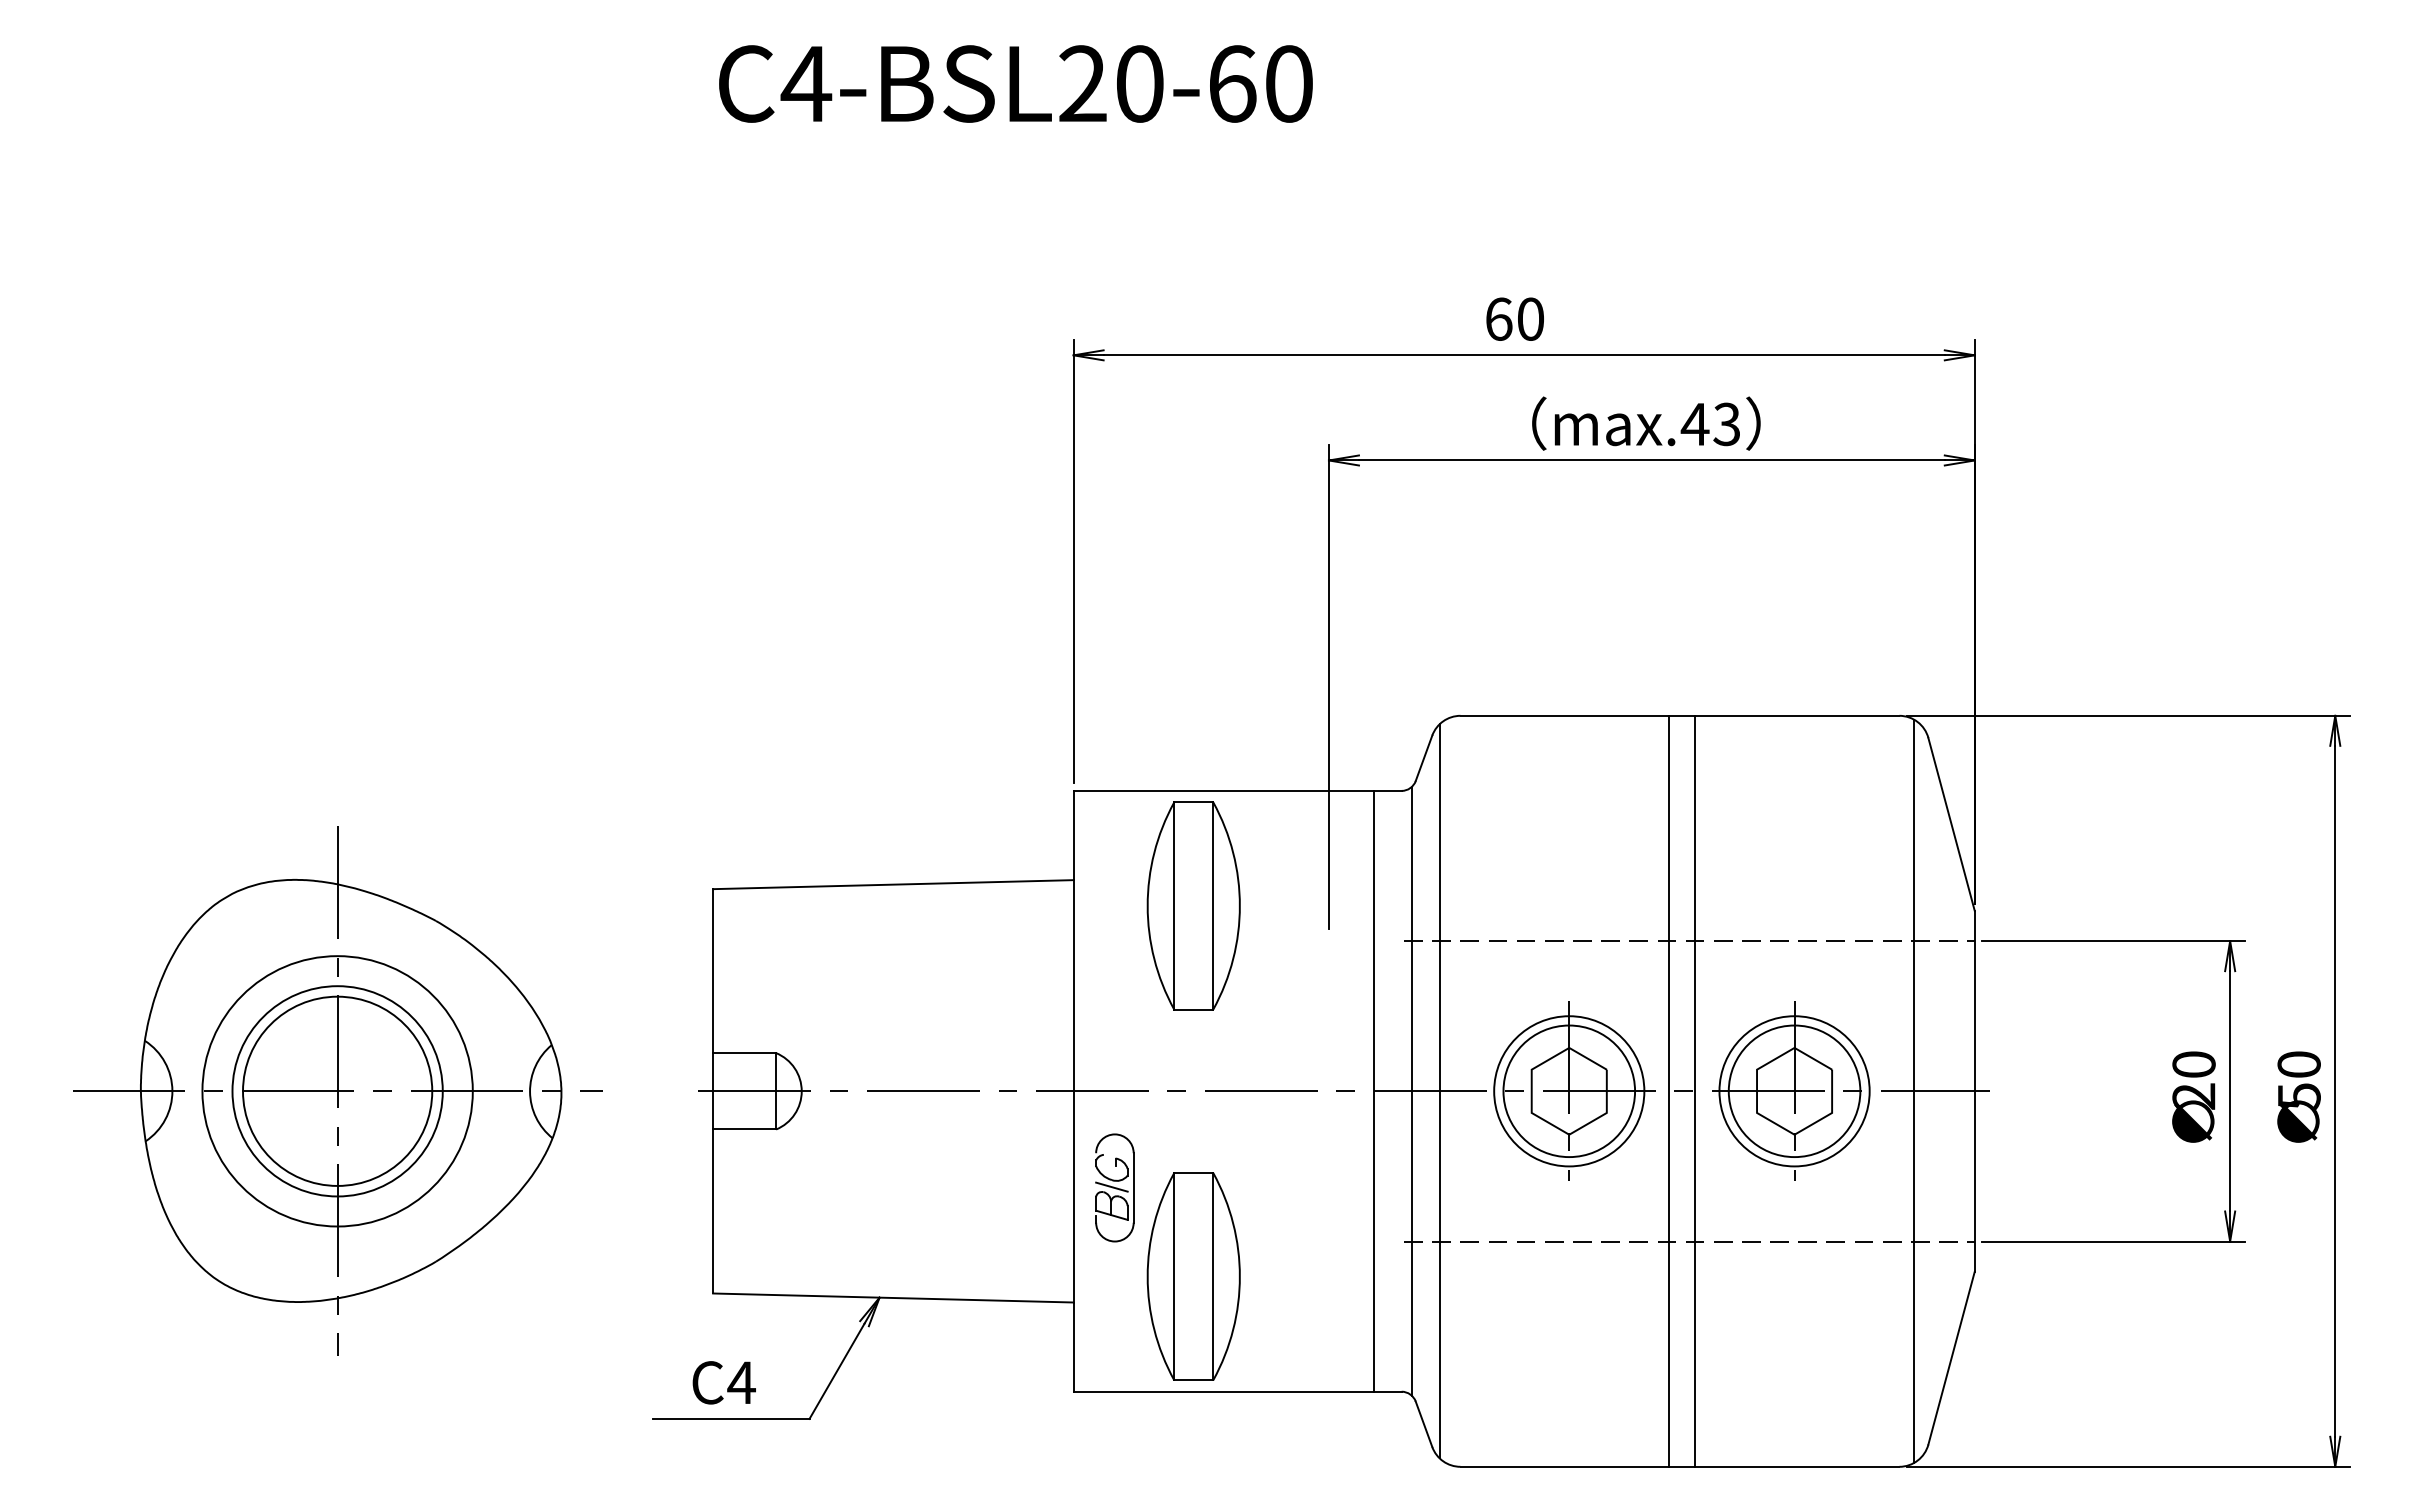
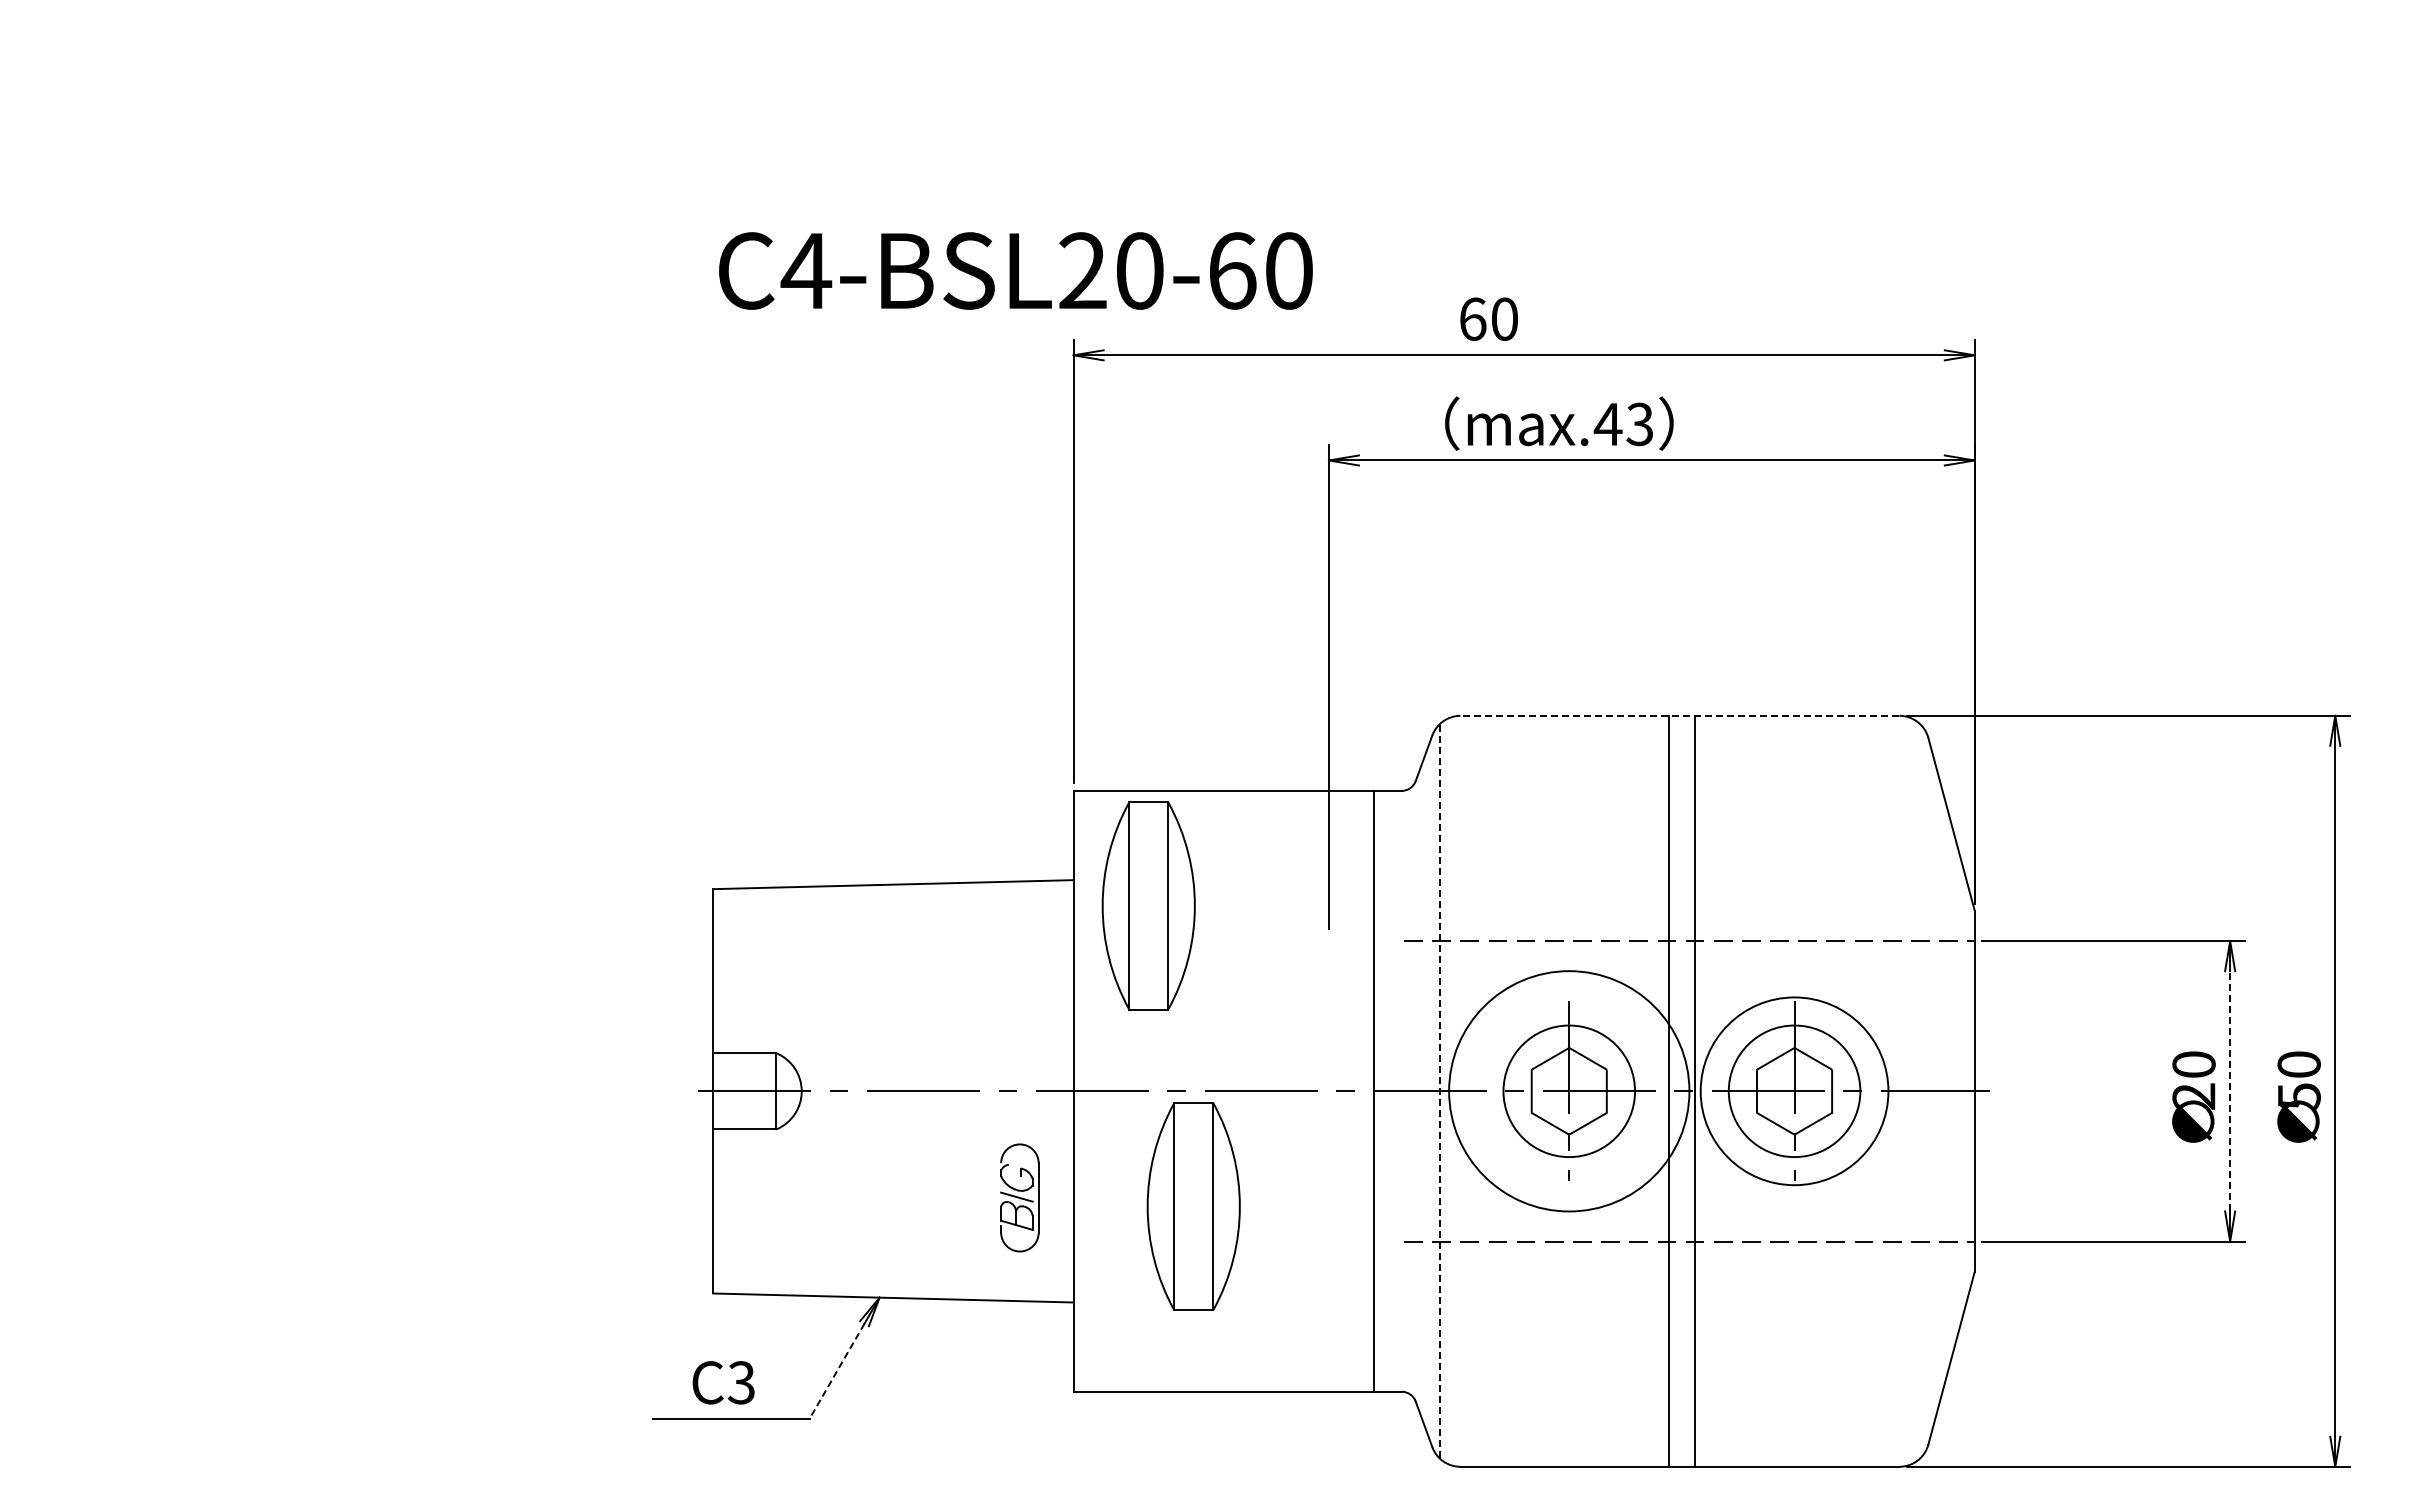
text position: (1015, 83) -> (1015, 270) (1015, 270)
text position: (1514, 318) -> (1488, 318) (1488, 318)
text position: (1646, 423) -> (1559, 423) (1559, 423)
line: solid -> dashed (1679, 715)
part position: (1193, 905) -> (1148, 905) (1148, 905)
part: present -> none (337, 1090)
line: solid -> dashed (2230, 1090)
line: present -> none (1412, 1091)
line: solid -> dashed (1439, 1091)
circle diameter: 150 px -> 240 px (1569, 1091)
circle diameter: 150 px -> 188 px (1794, 1091)
line: present -> none (1914, 1091)
part position: (1114, 1187) -> (1019, 1197) (1019, 1197)
part position: (1193, 1276) -> (1193, 1206) (1193, 1206)
line: solid -> dashed (837, 1371)
text: C4 -> C3 (741, 1382)
